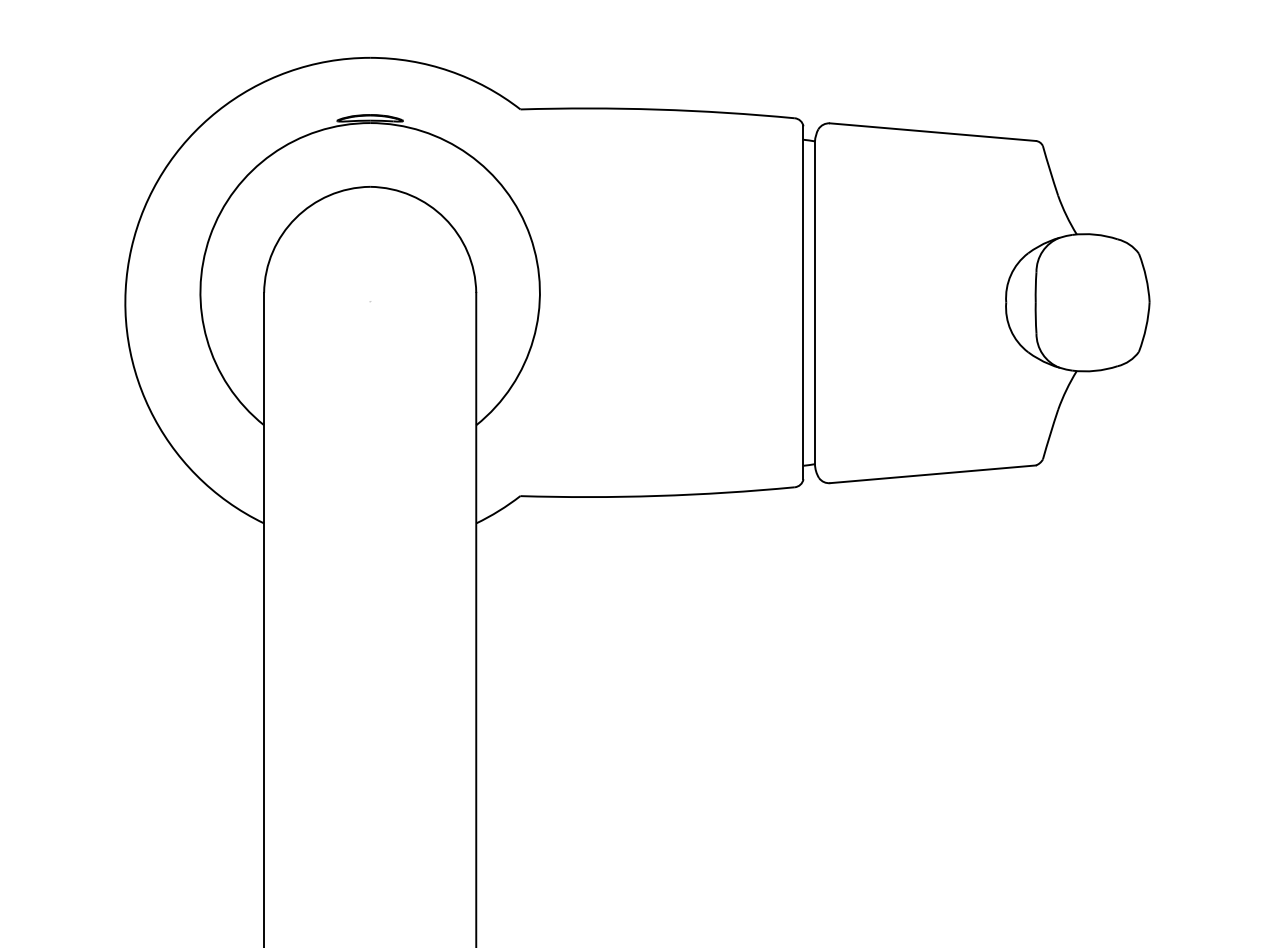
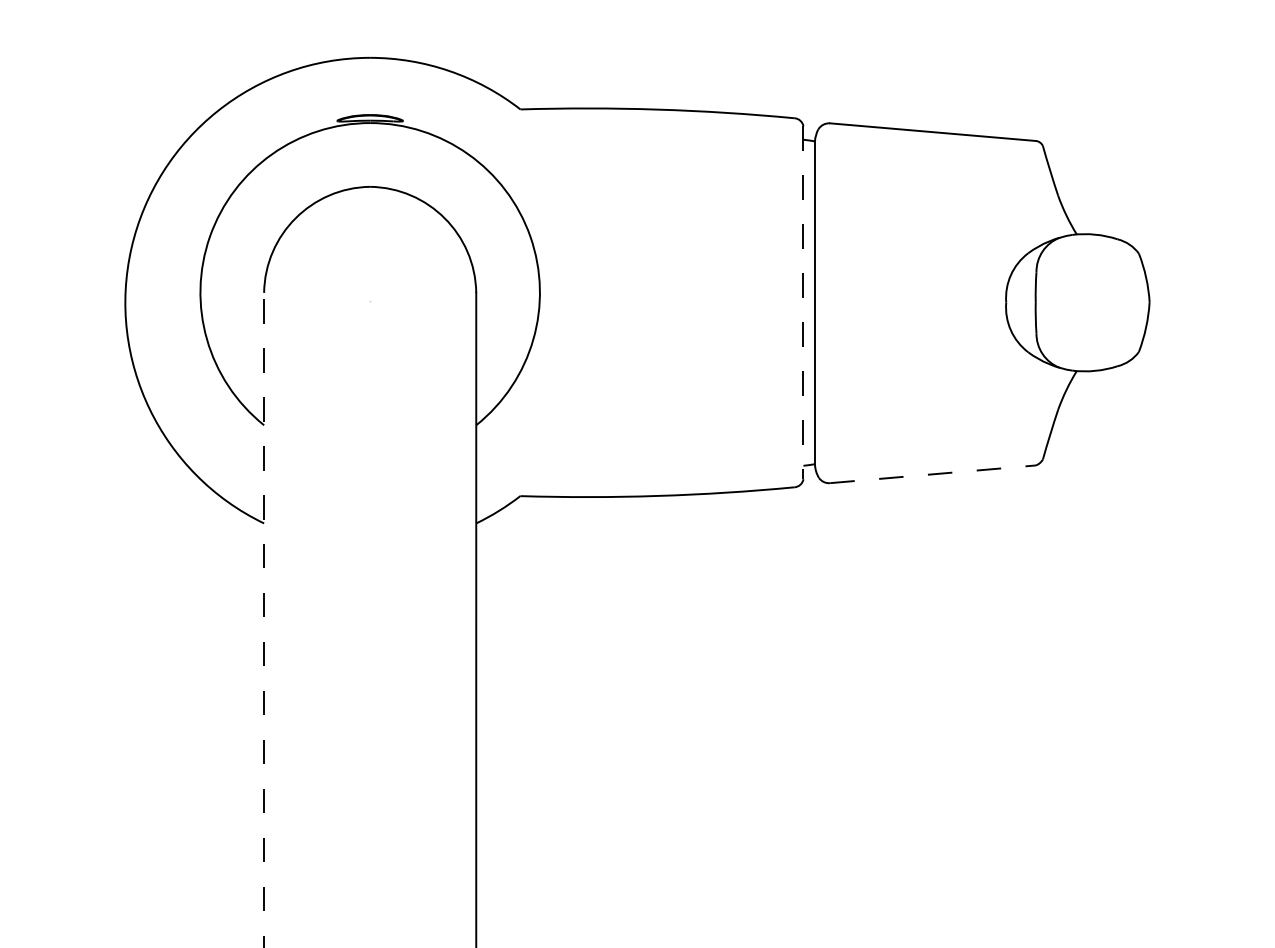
line: solid -> dashed (803, 303)
line: solid -> dashed (933, 474)
line: solid -> dashed (264, 619)
